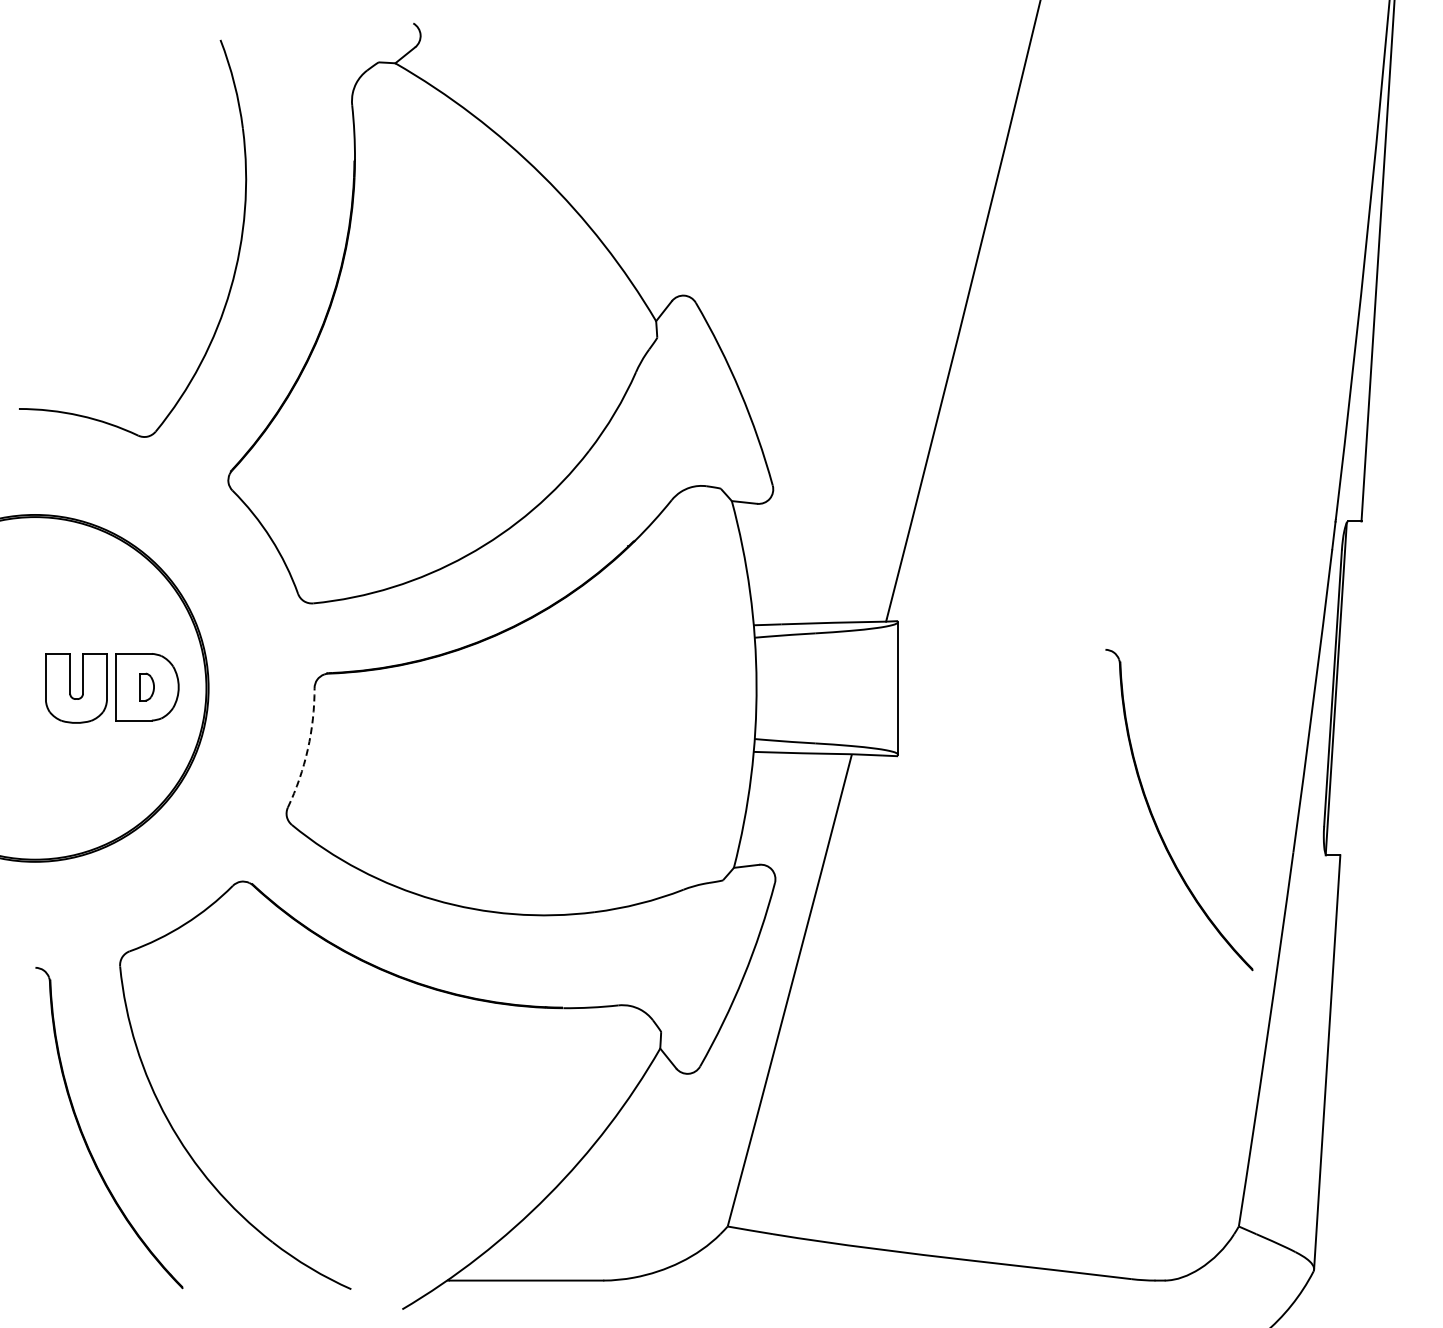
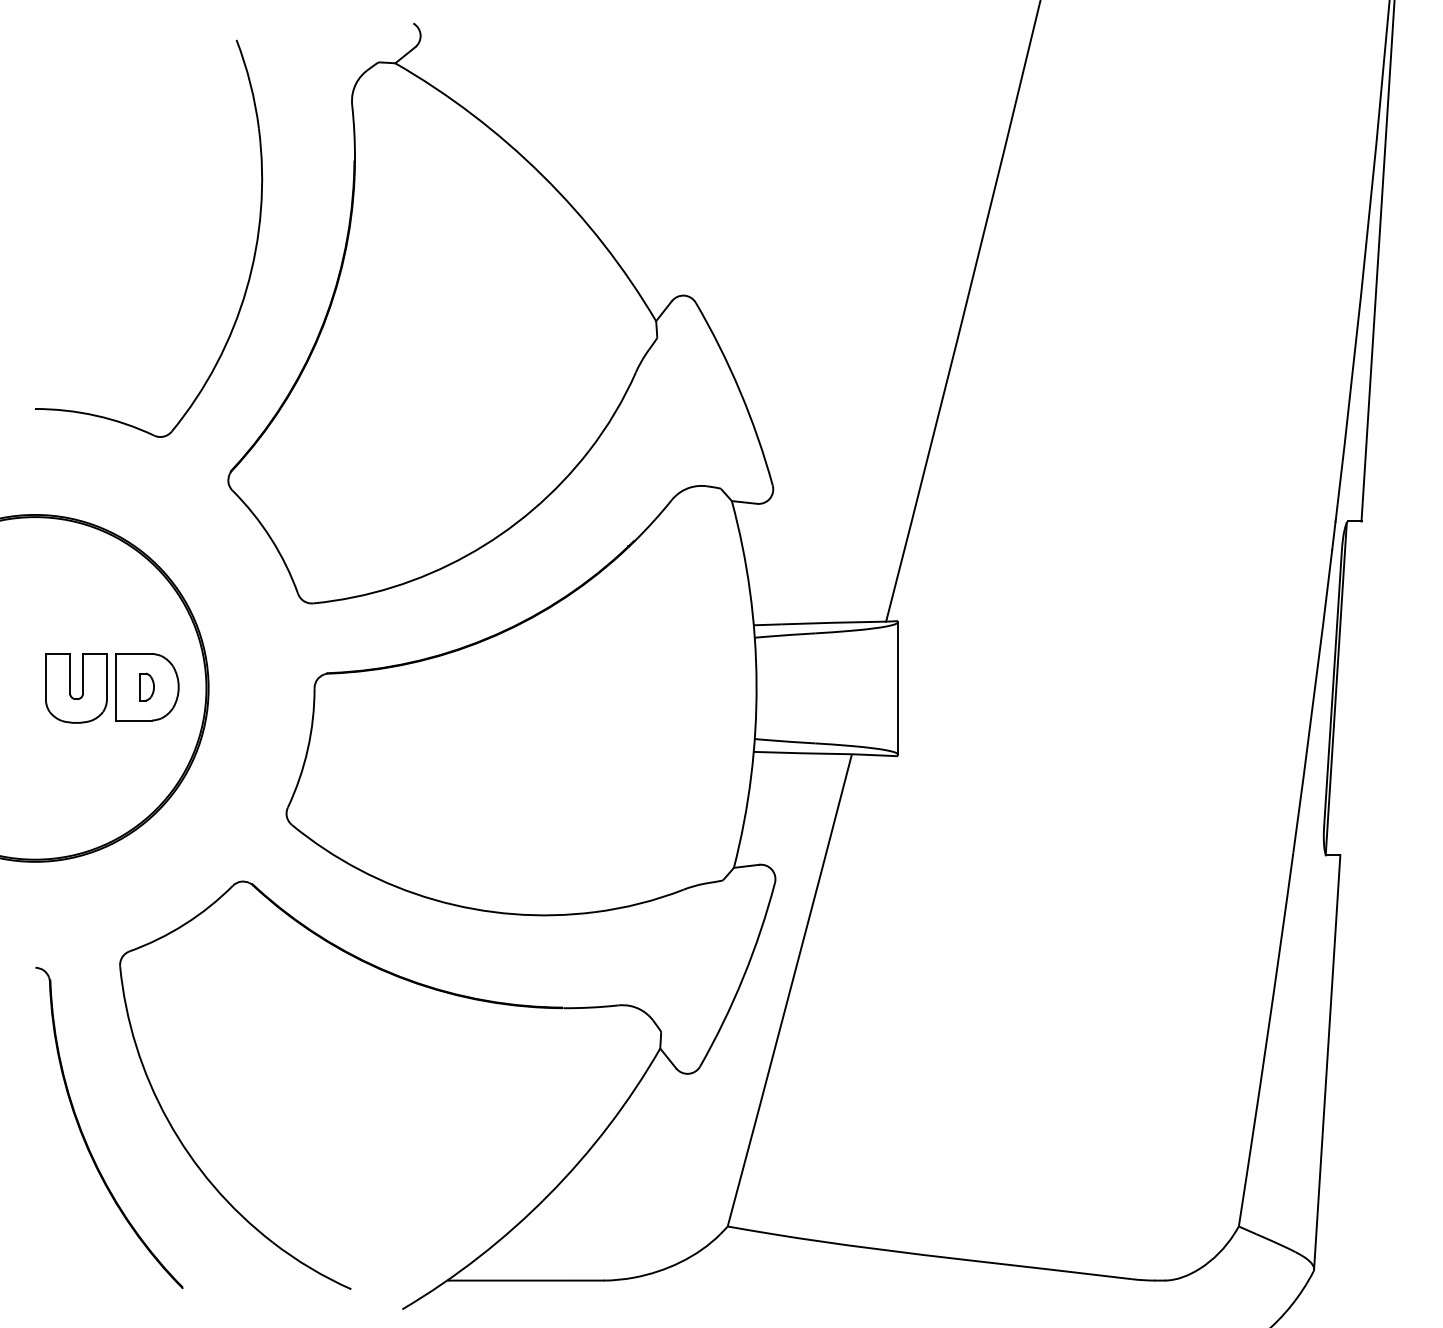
part position: (235, 264) -> (251, 264) (251, 264)
arc: dashed -> solid (307, 749)
part: present -> none (1156, 822)
